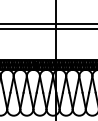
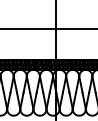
line: present -> none (48, 24)
